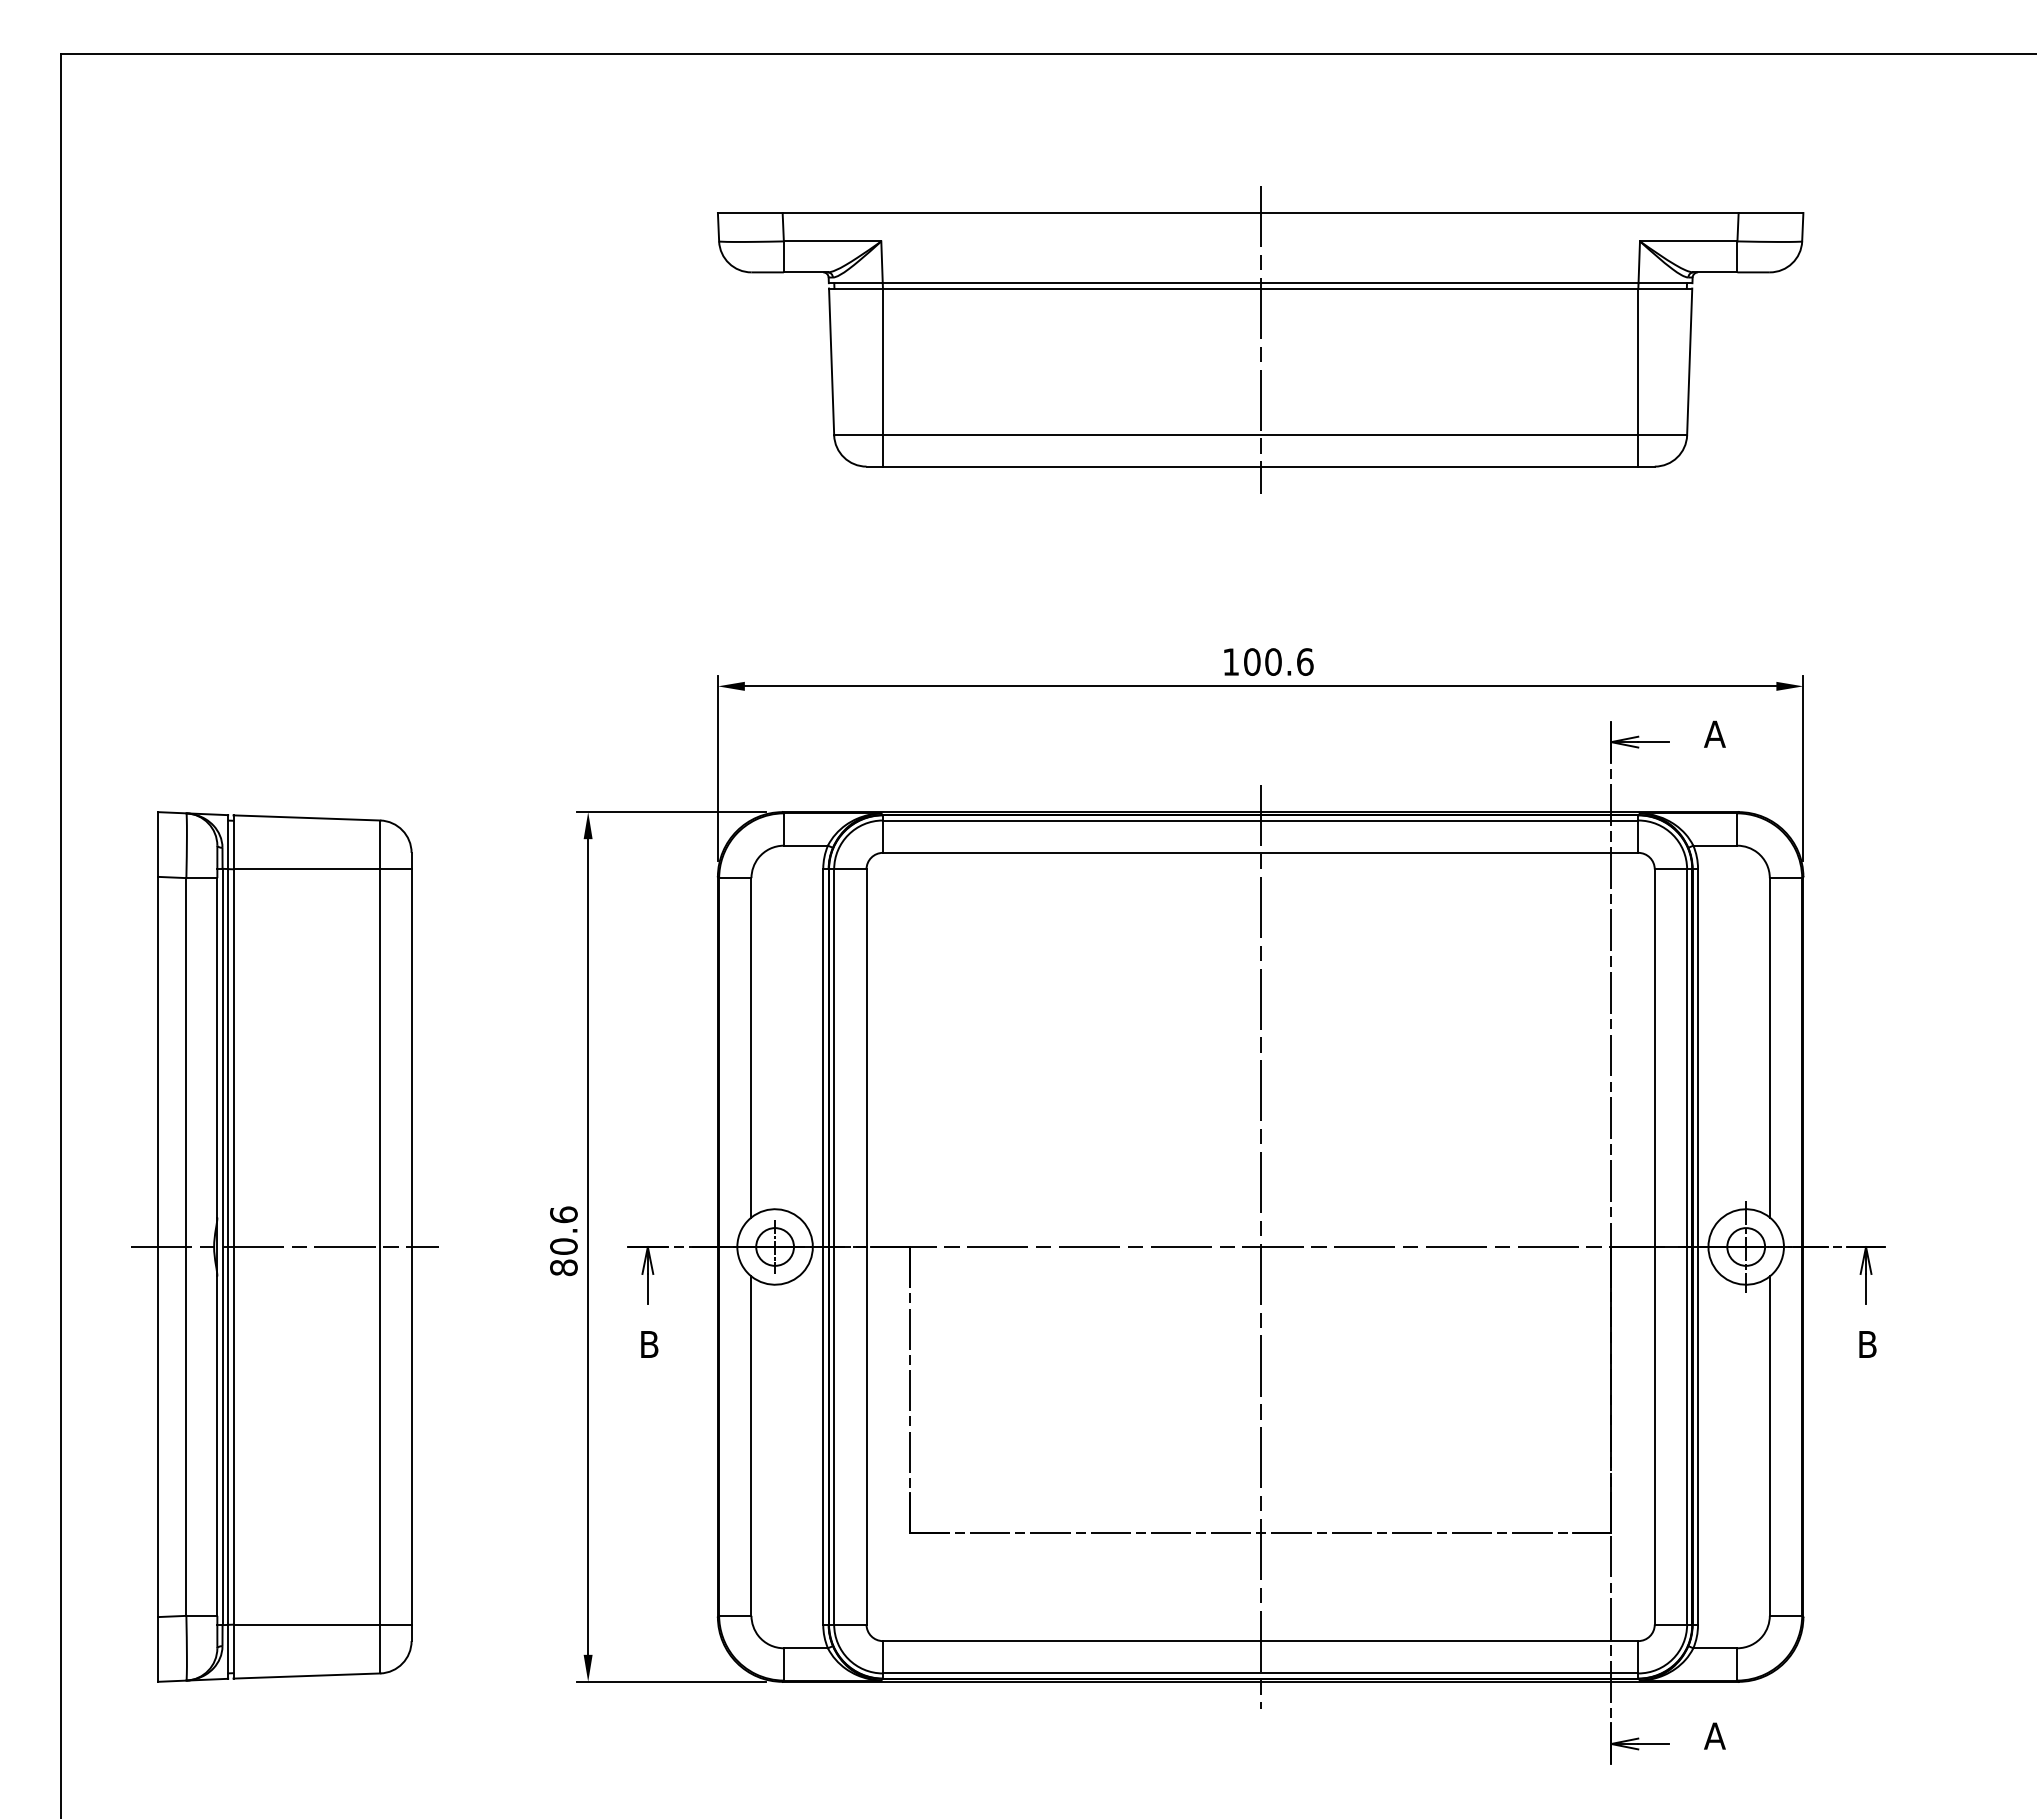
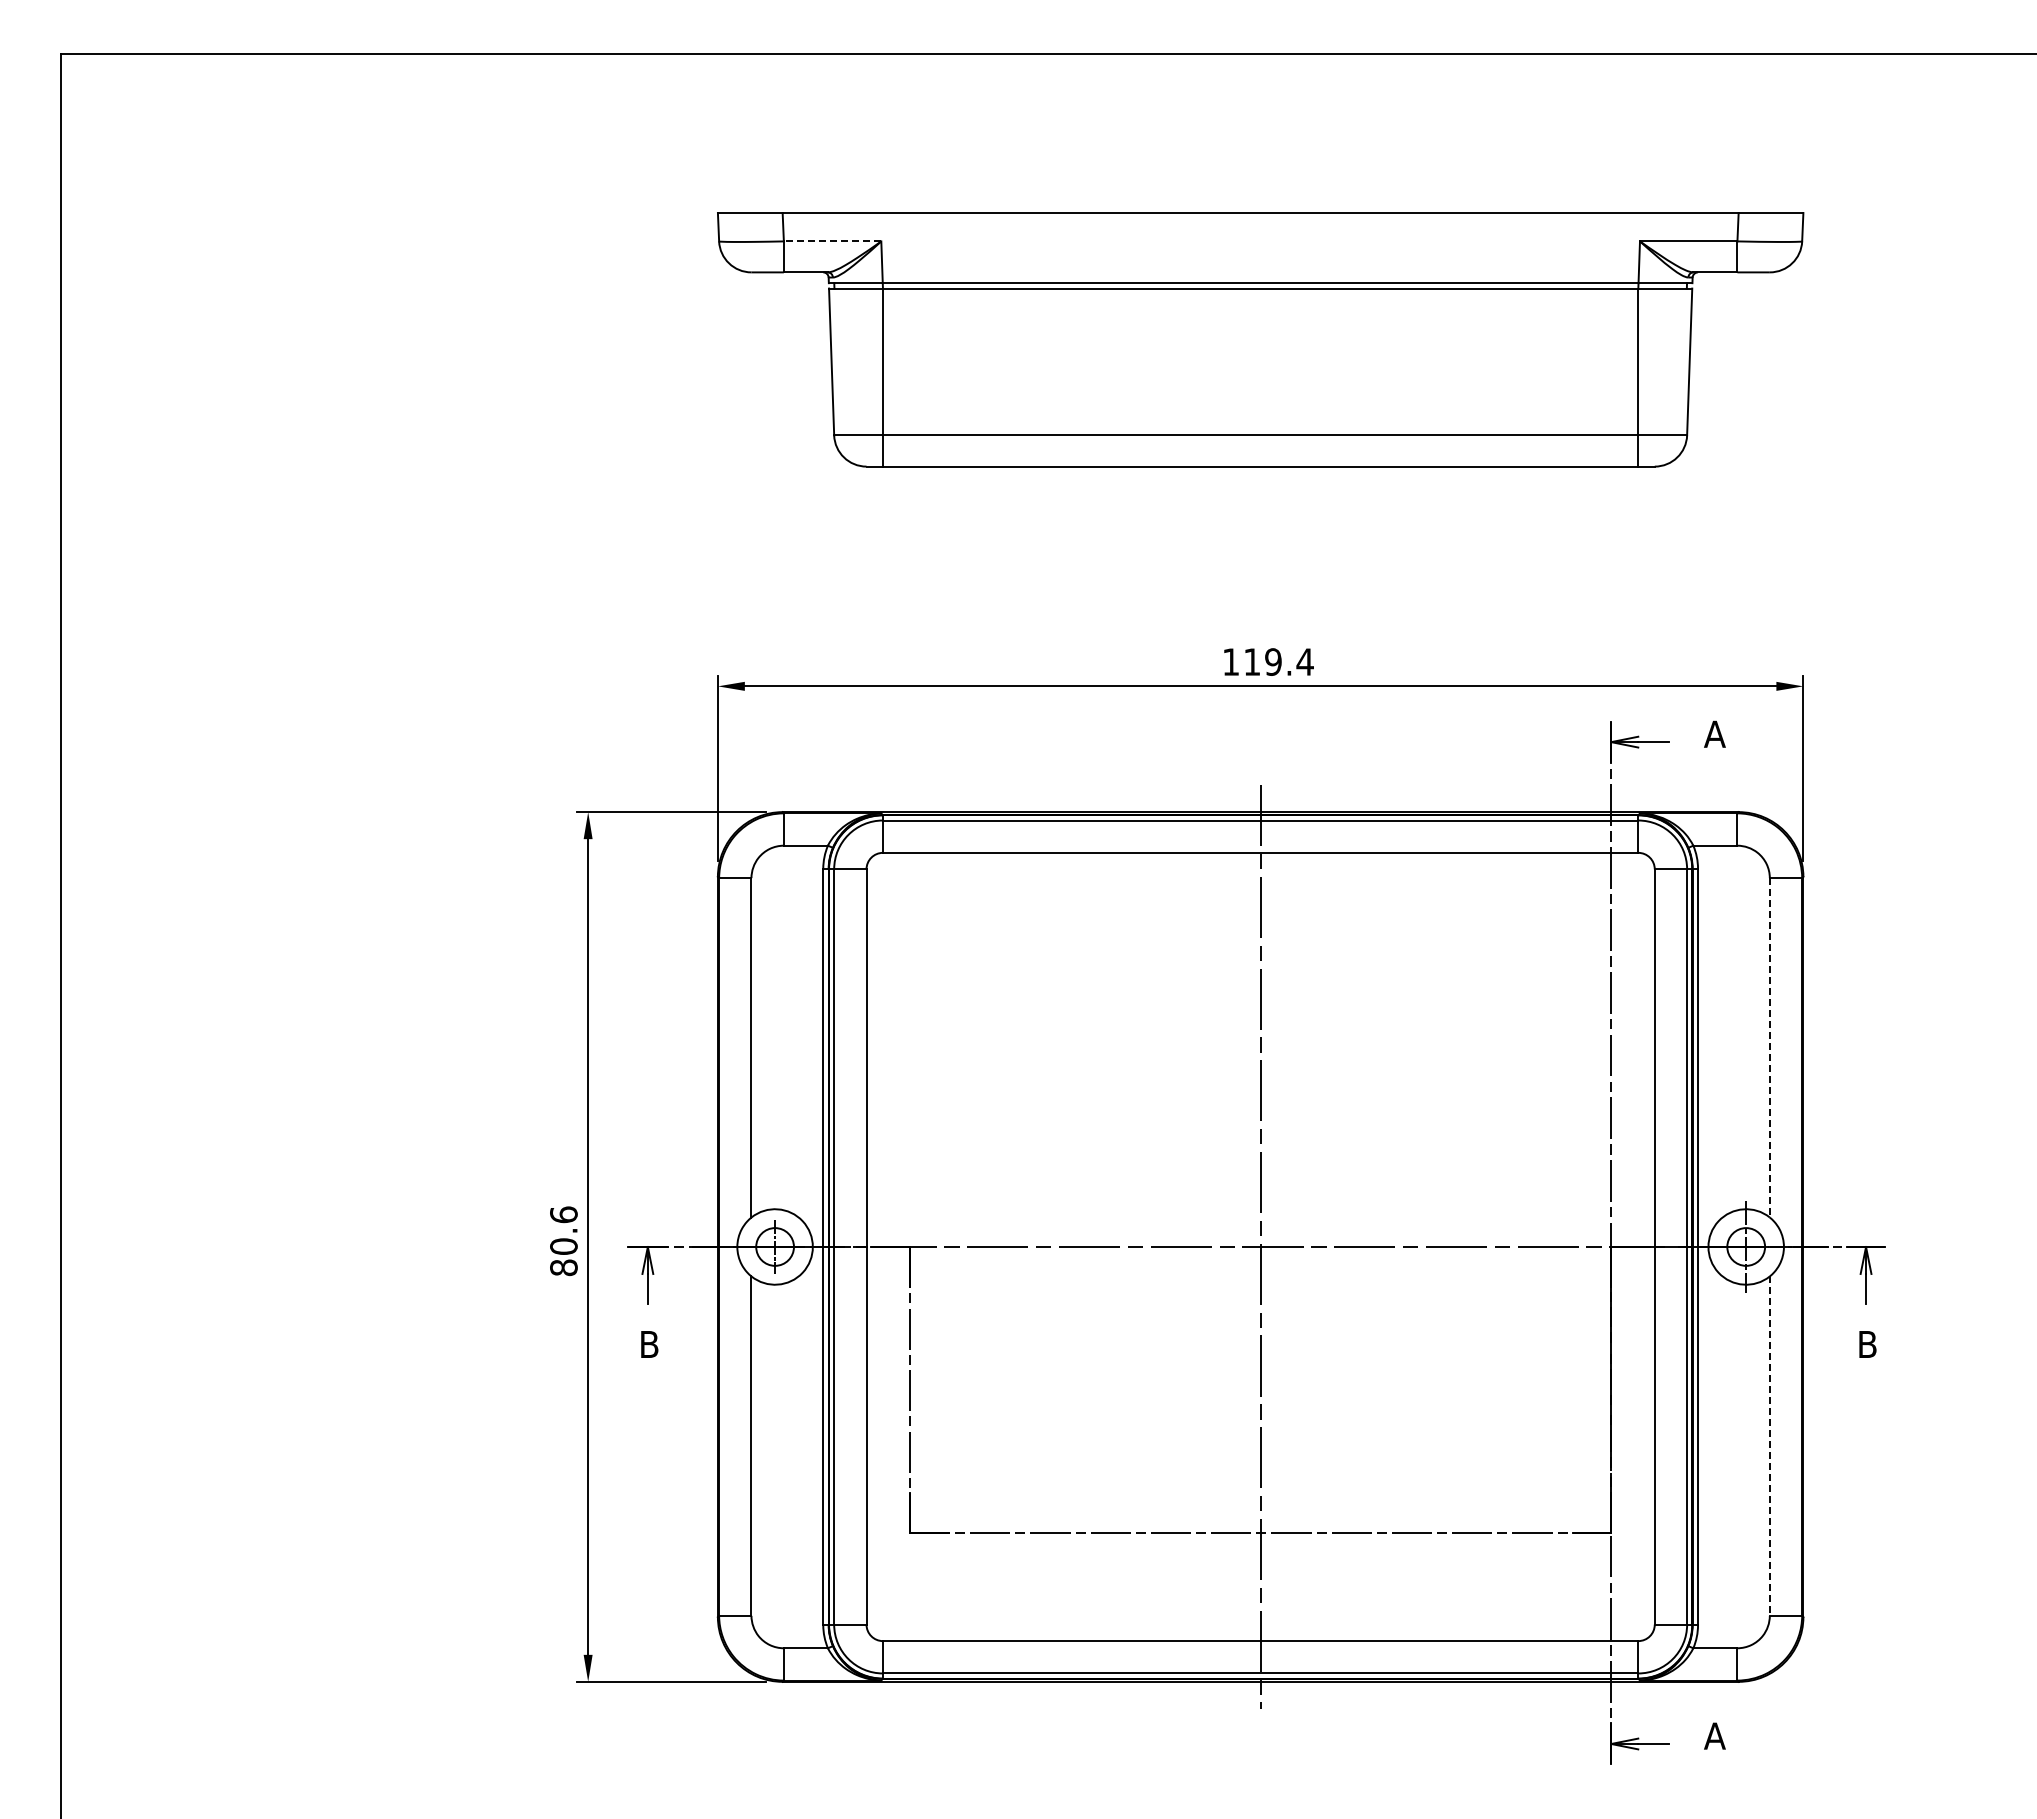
line: solid -> dashed (832, 241)
line: present -> none (1260, 339)
text: 100.6 -> 119.4 (1278, 661)
line: solid -> dashed (1769, 1047)
part: present -> none (284, 1246)
line: solid -> dashed (1769, 1446)
